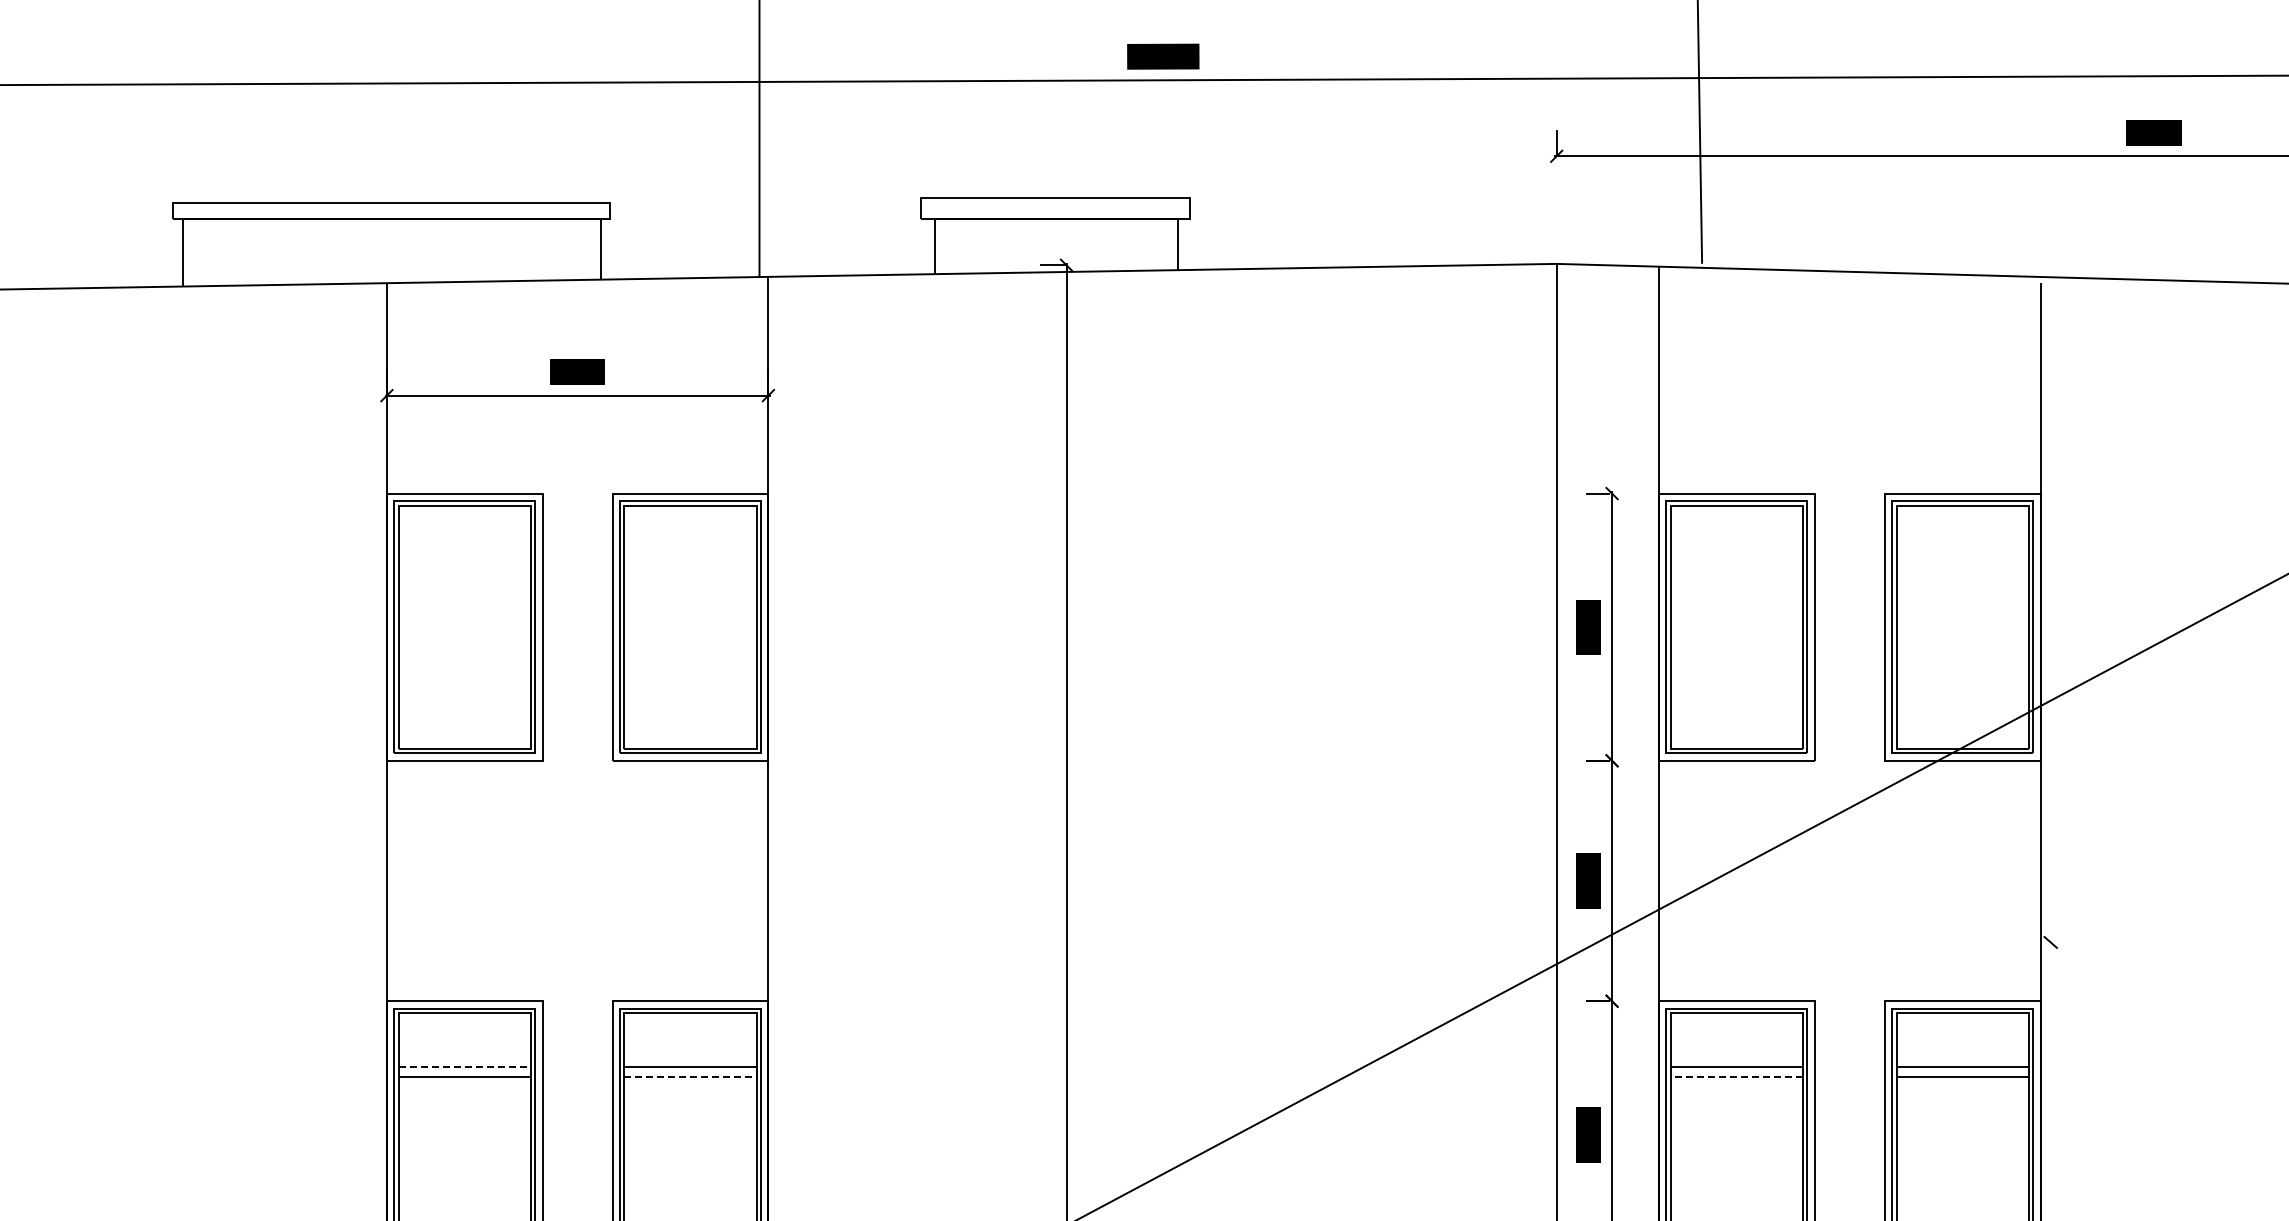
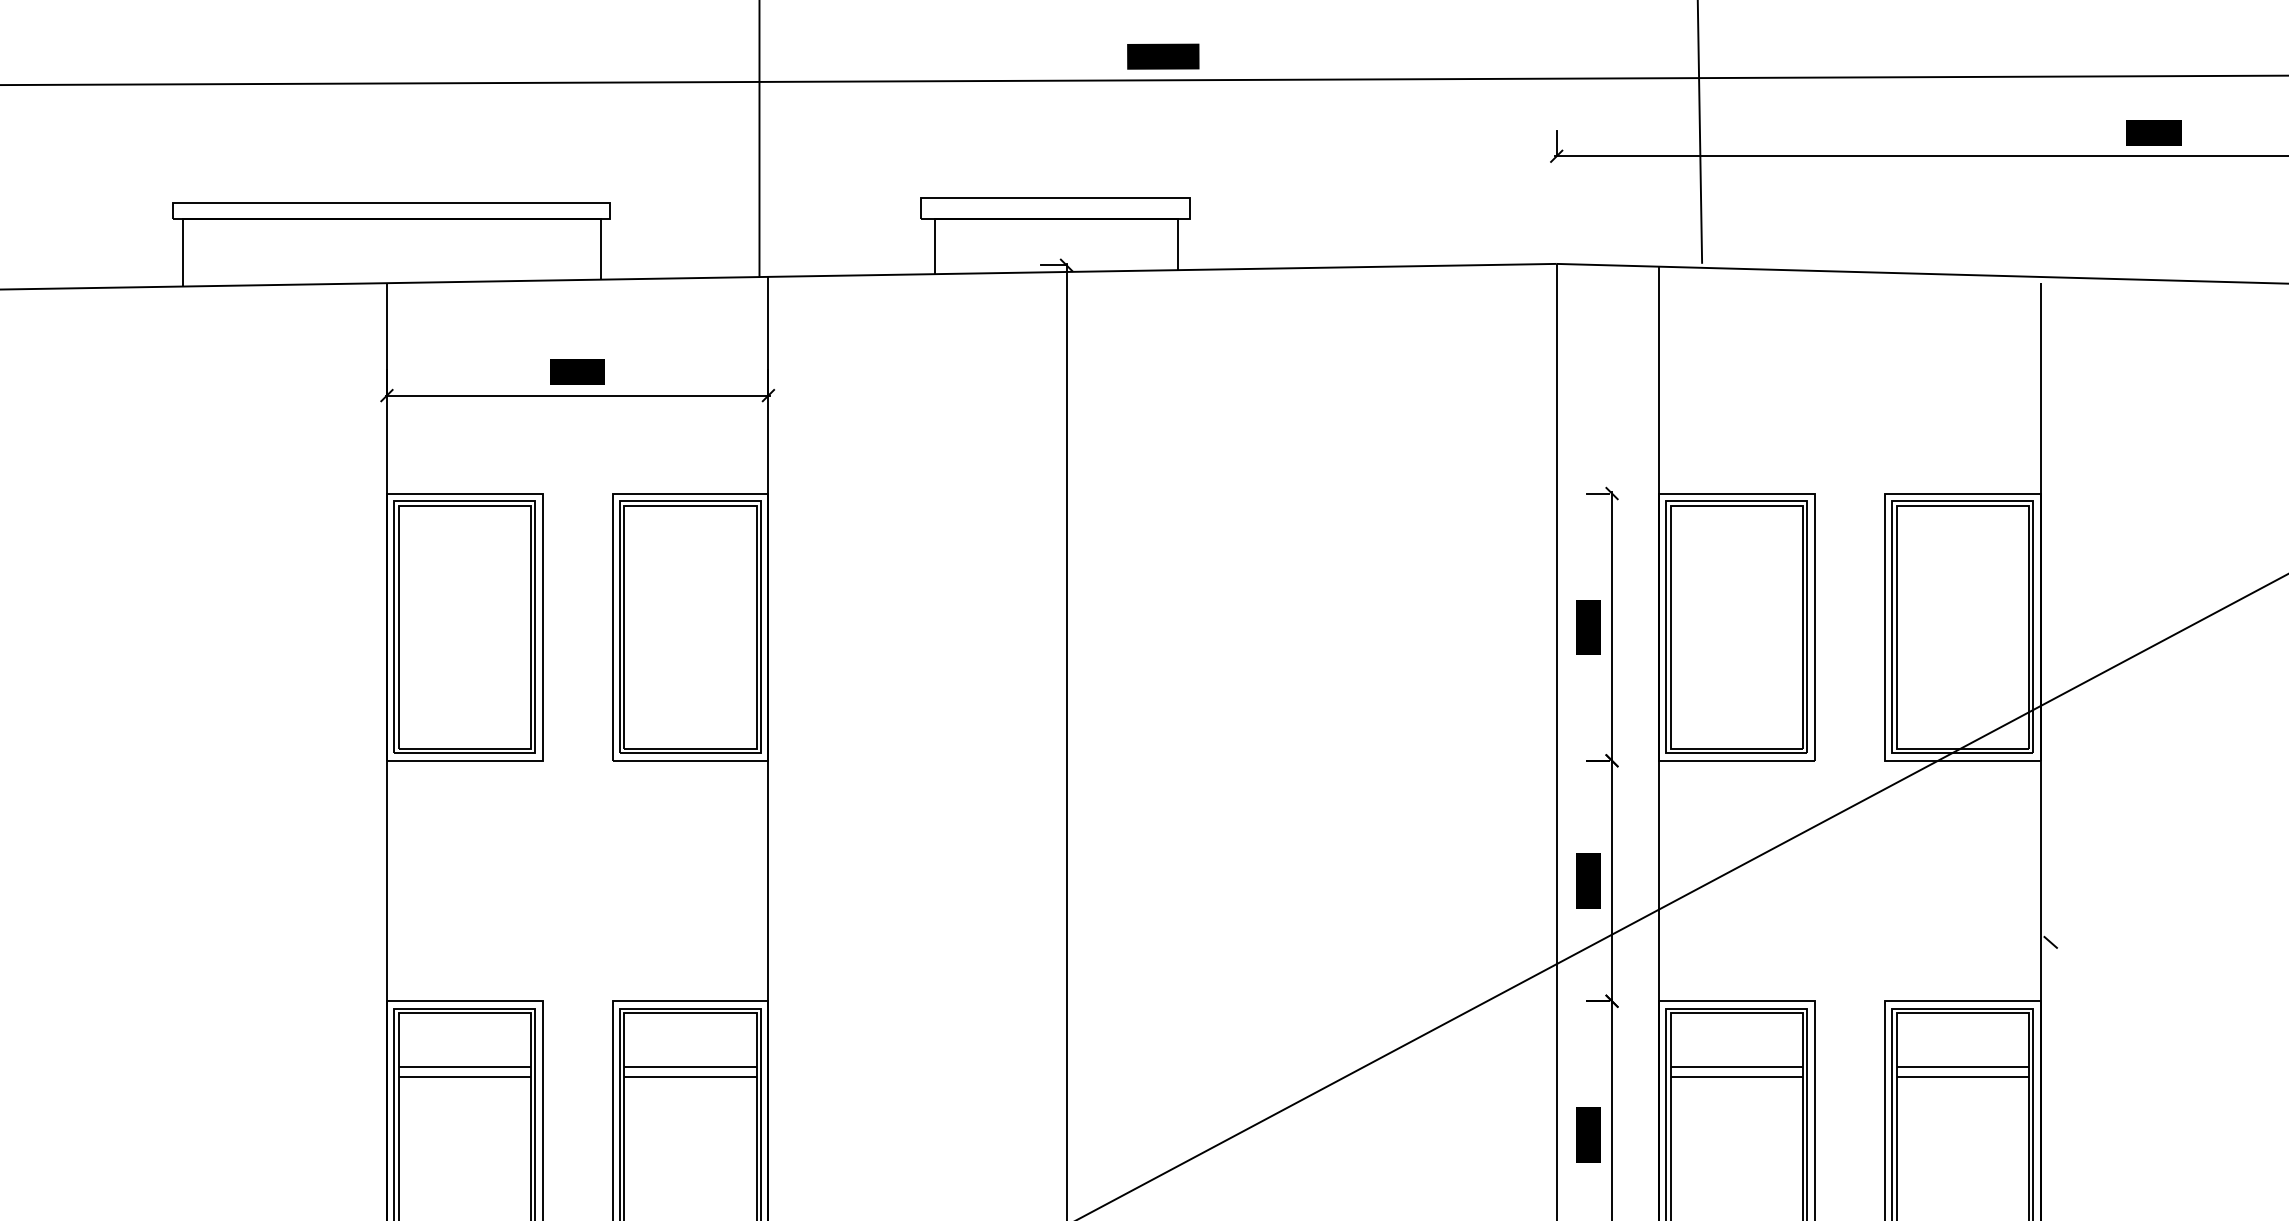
line: dashed -> solid (465, 1066)
line: dashed -> solid (690, 1077)
line: dashed -> solid (1736, 1077)
